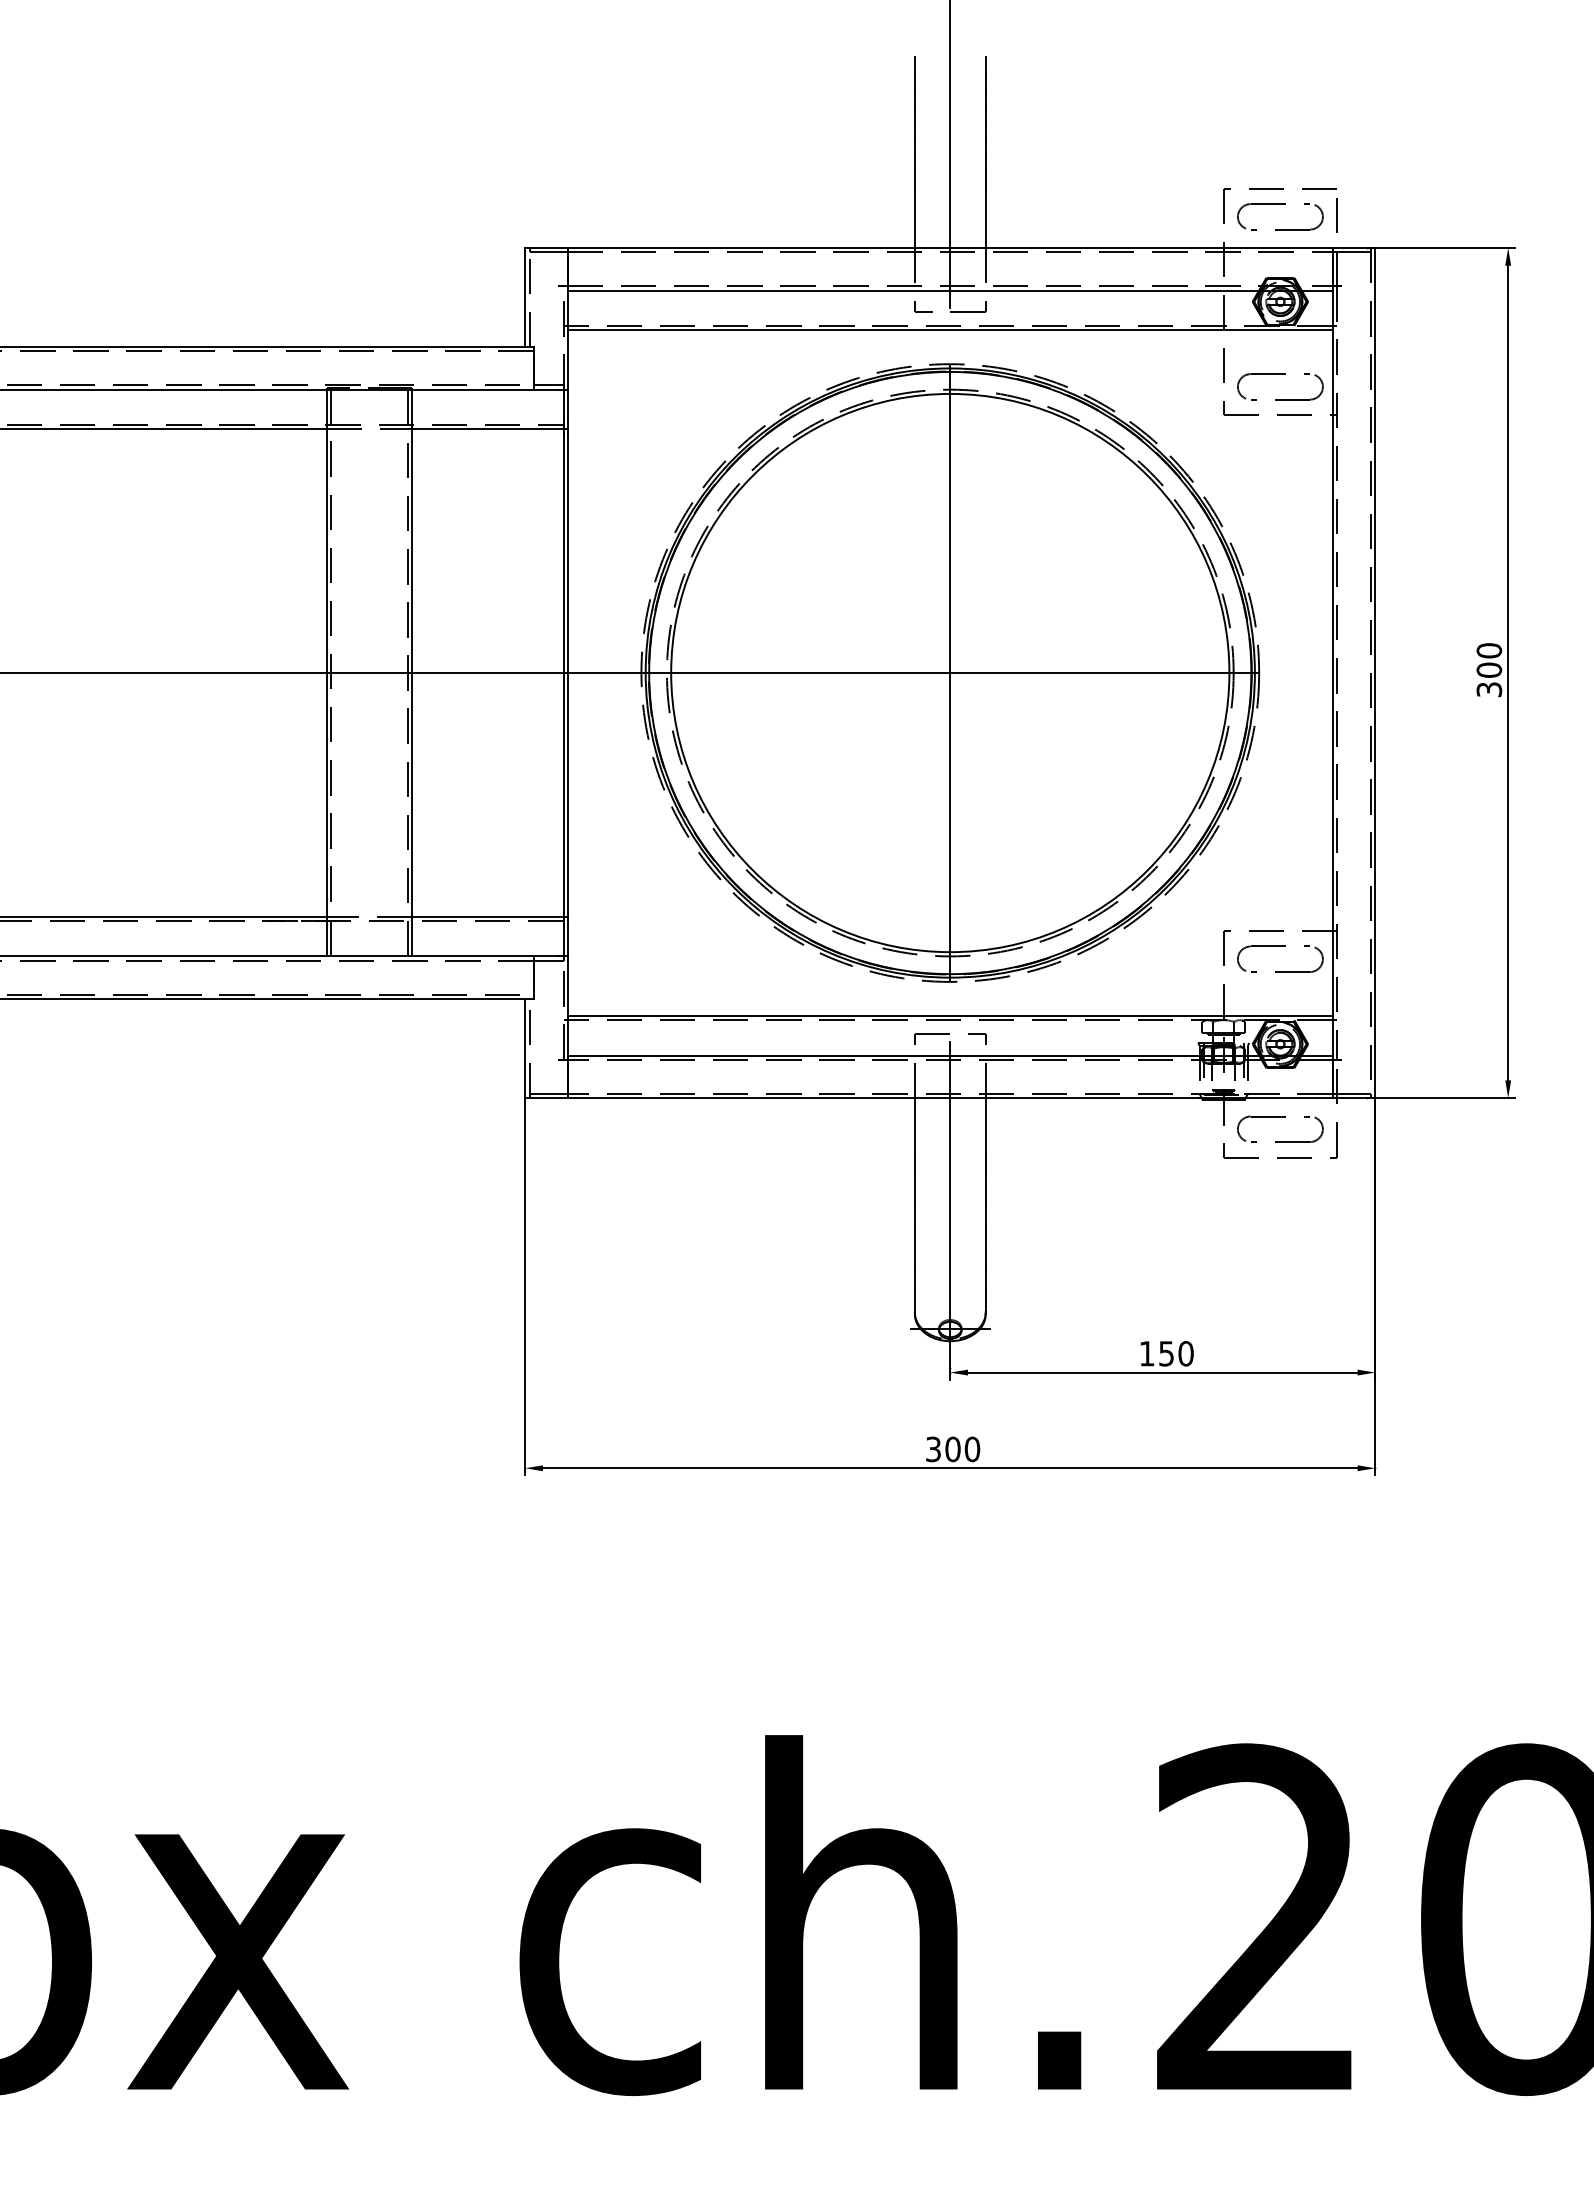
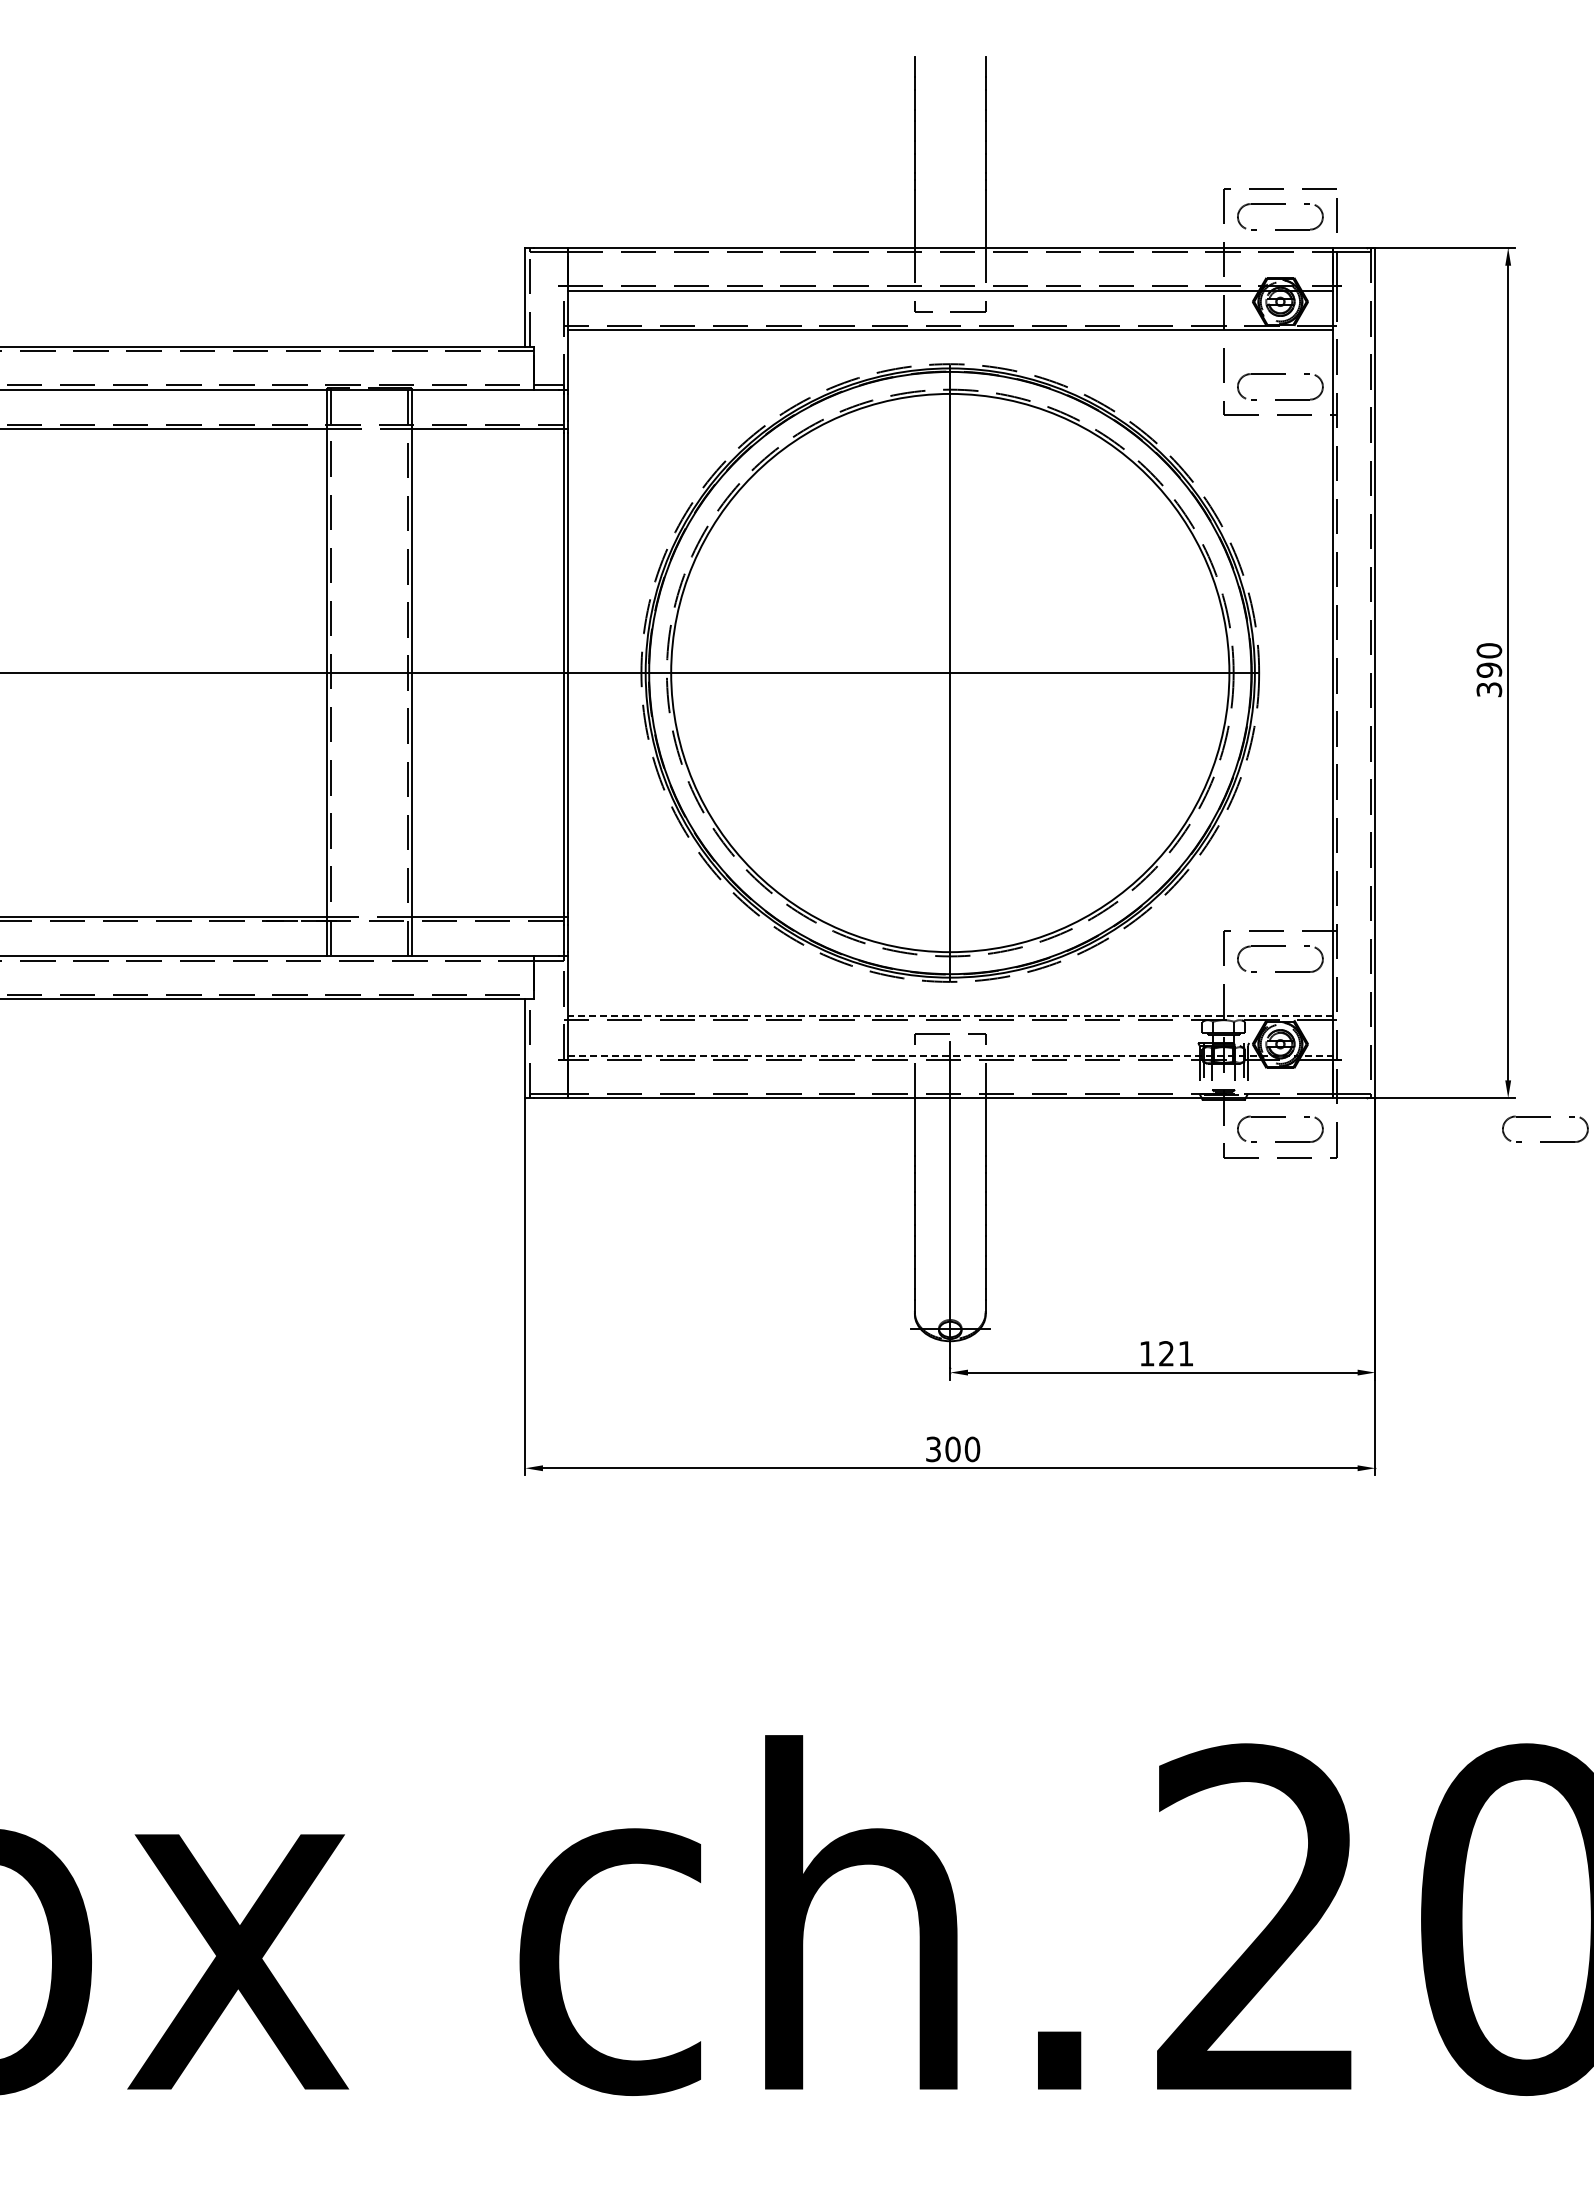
line: present -> none (950, 155)
text: 300 -> 390 (1489, 669)
line: solid -> dashed (950, 1015)
line: solid -> dashed (950, 1055)
part: none -> present (1545, 1117)
text: 150 -> 121 (1176, 1353)
